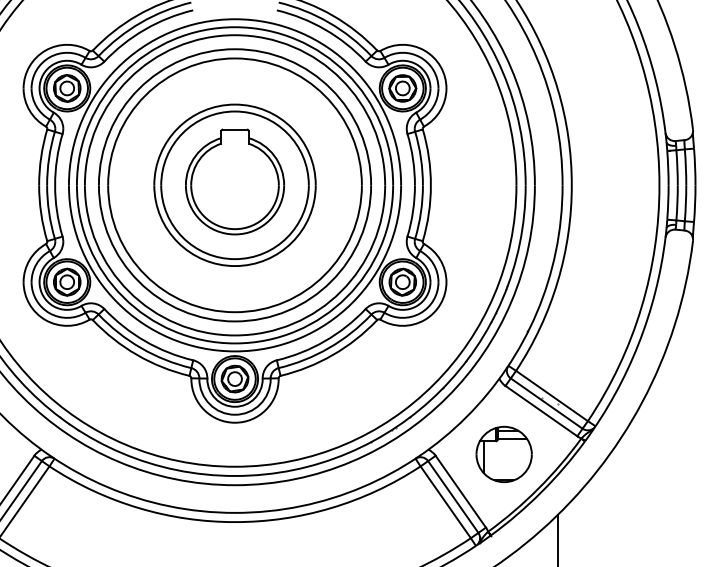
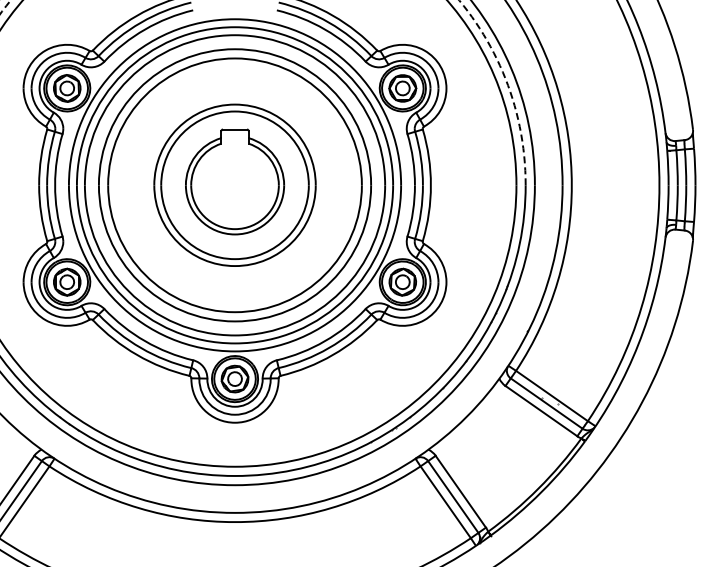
arc: solid -> dashed (504, 77)
part: present -> none (503, 453)
line: present -> none (557, 538)
